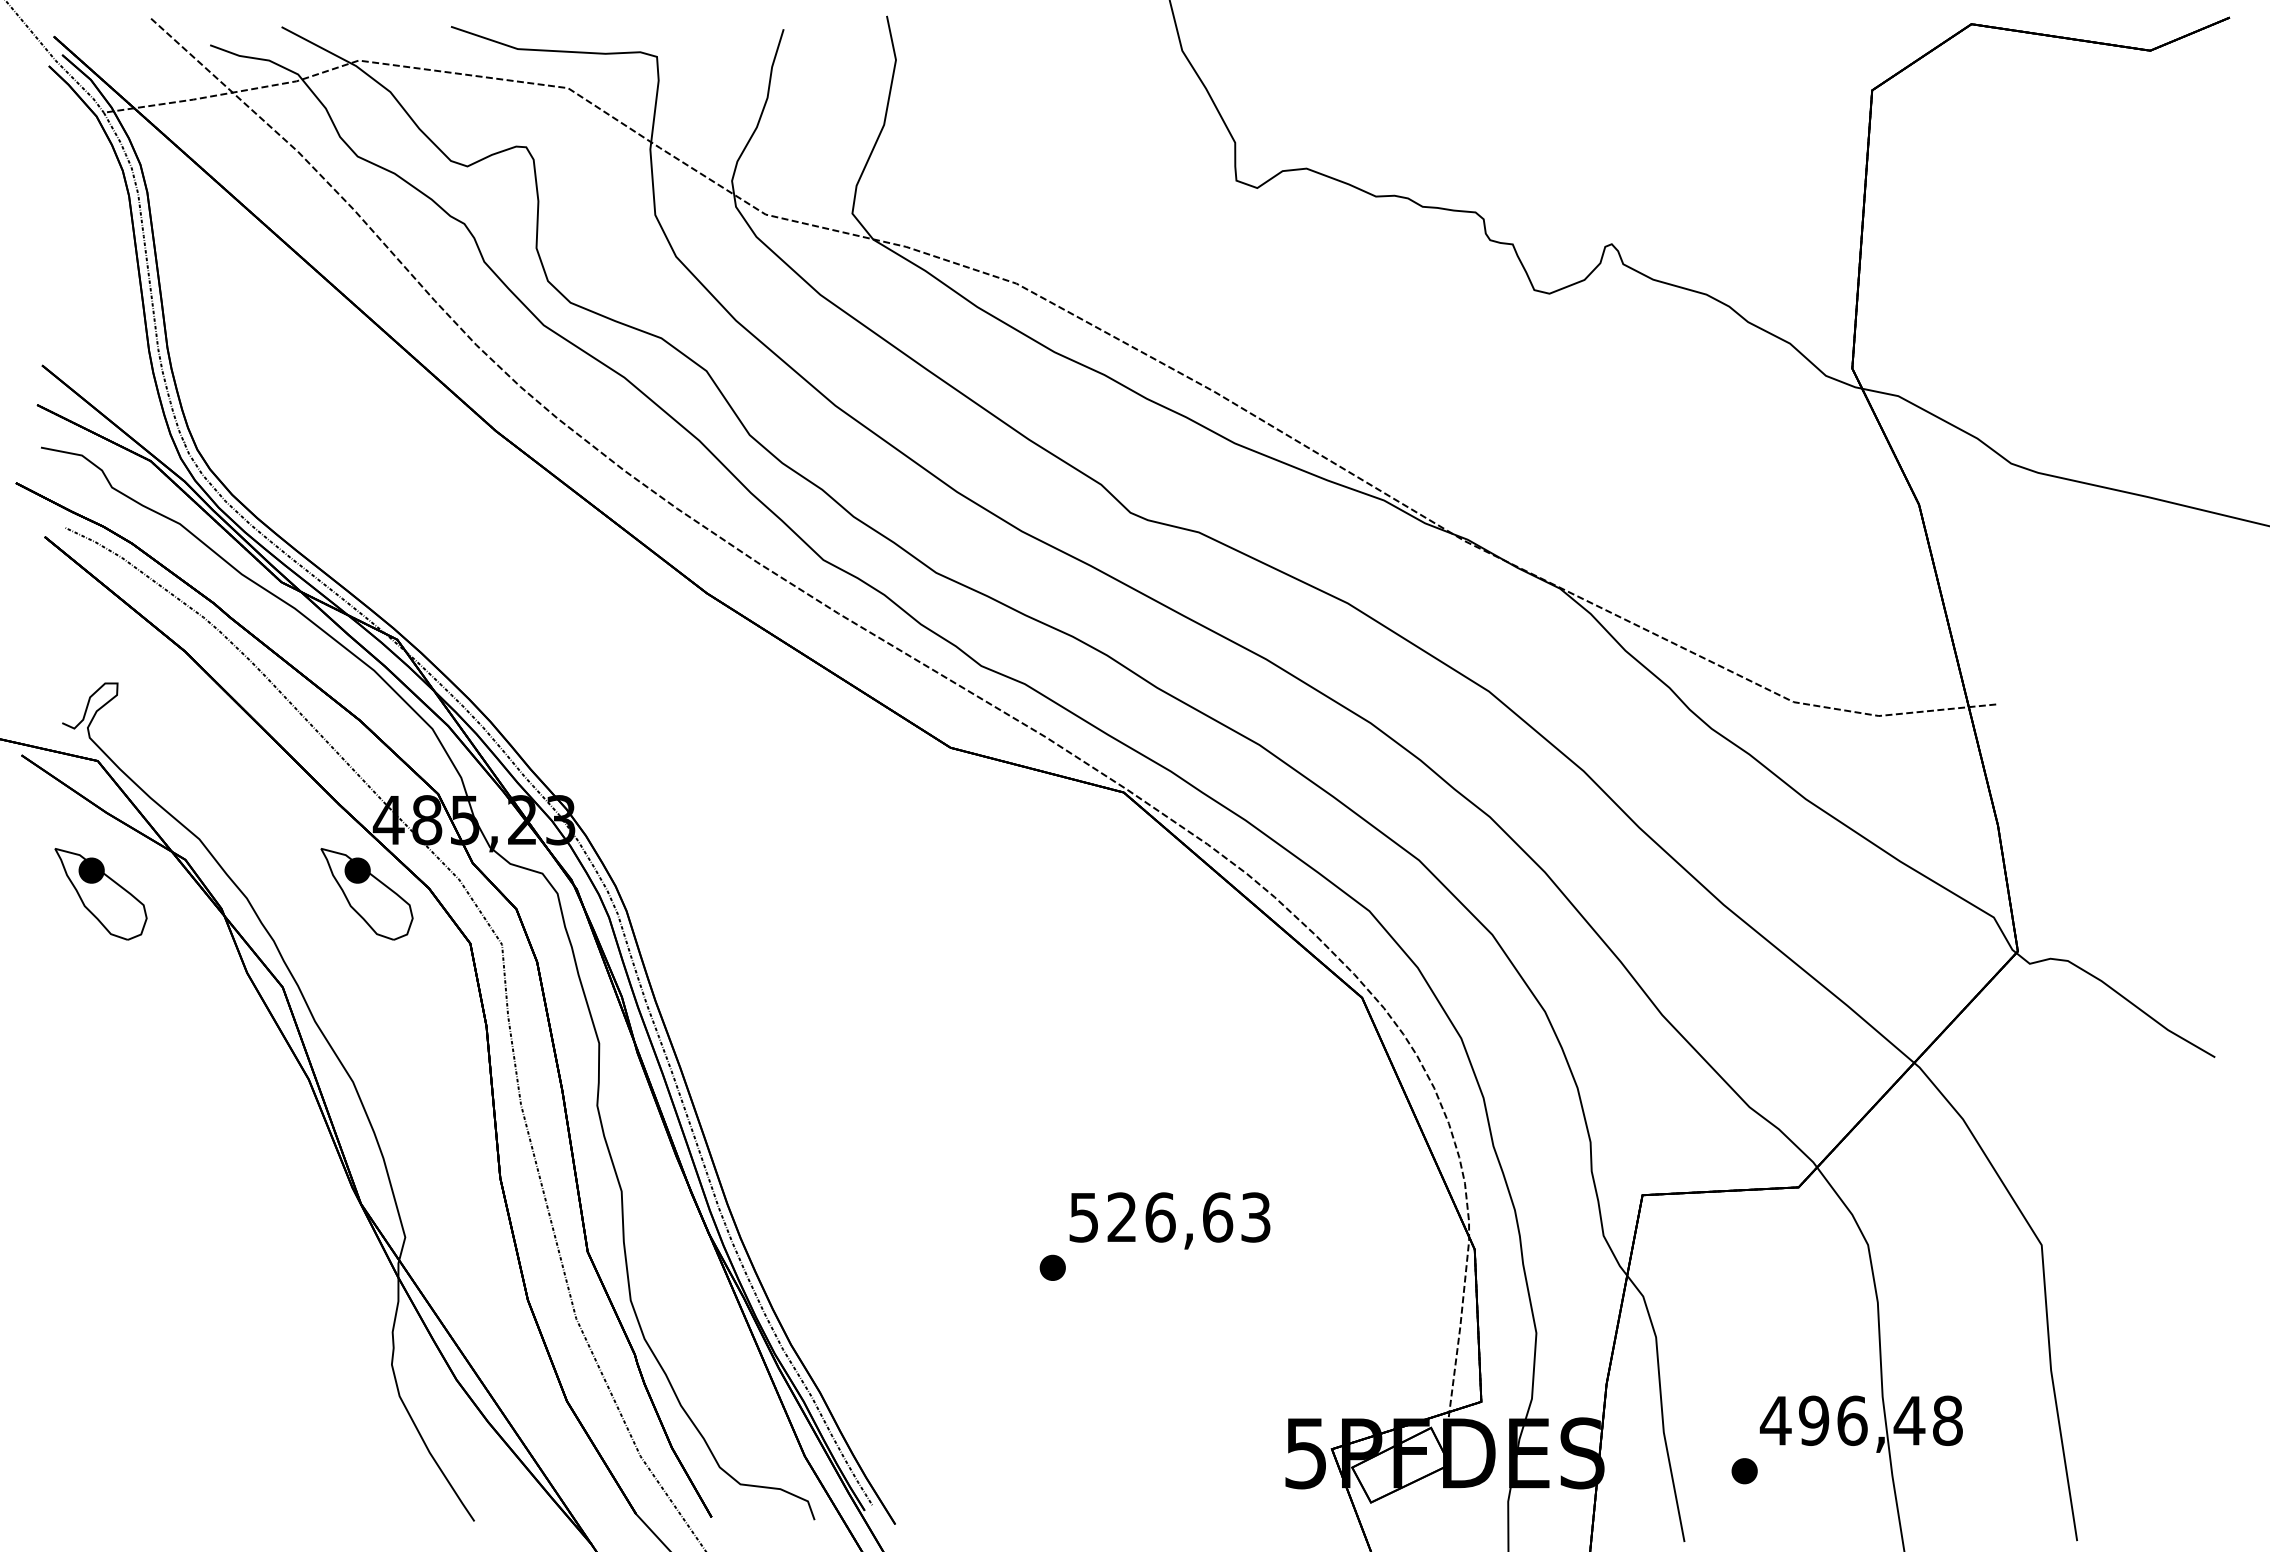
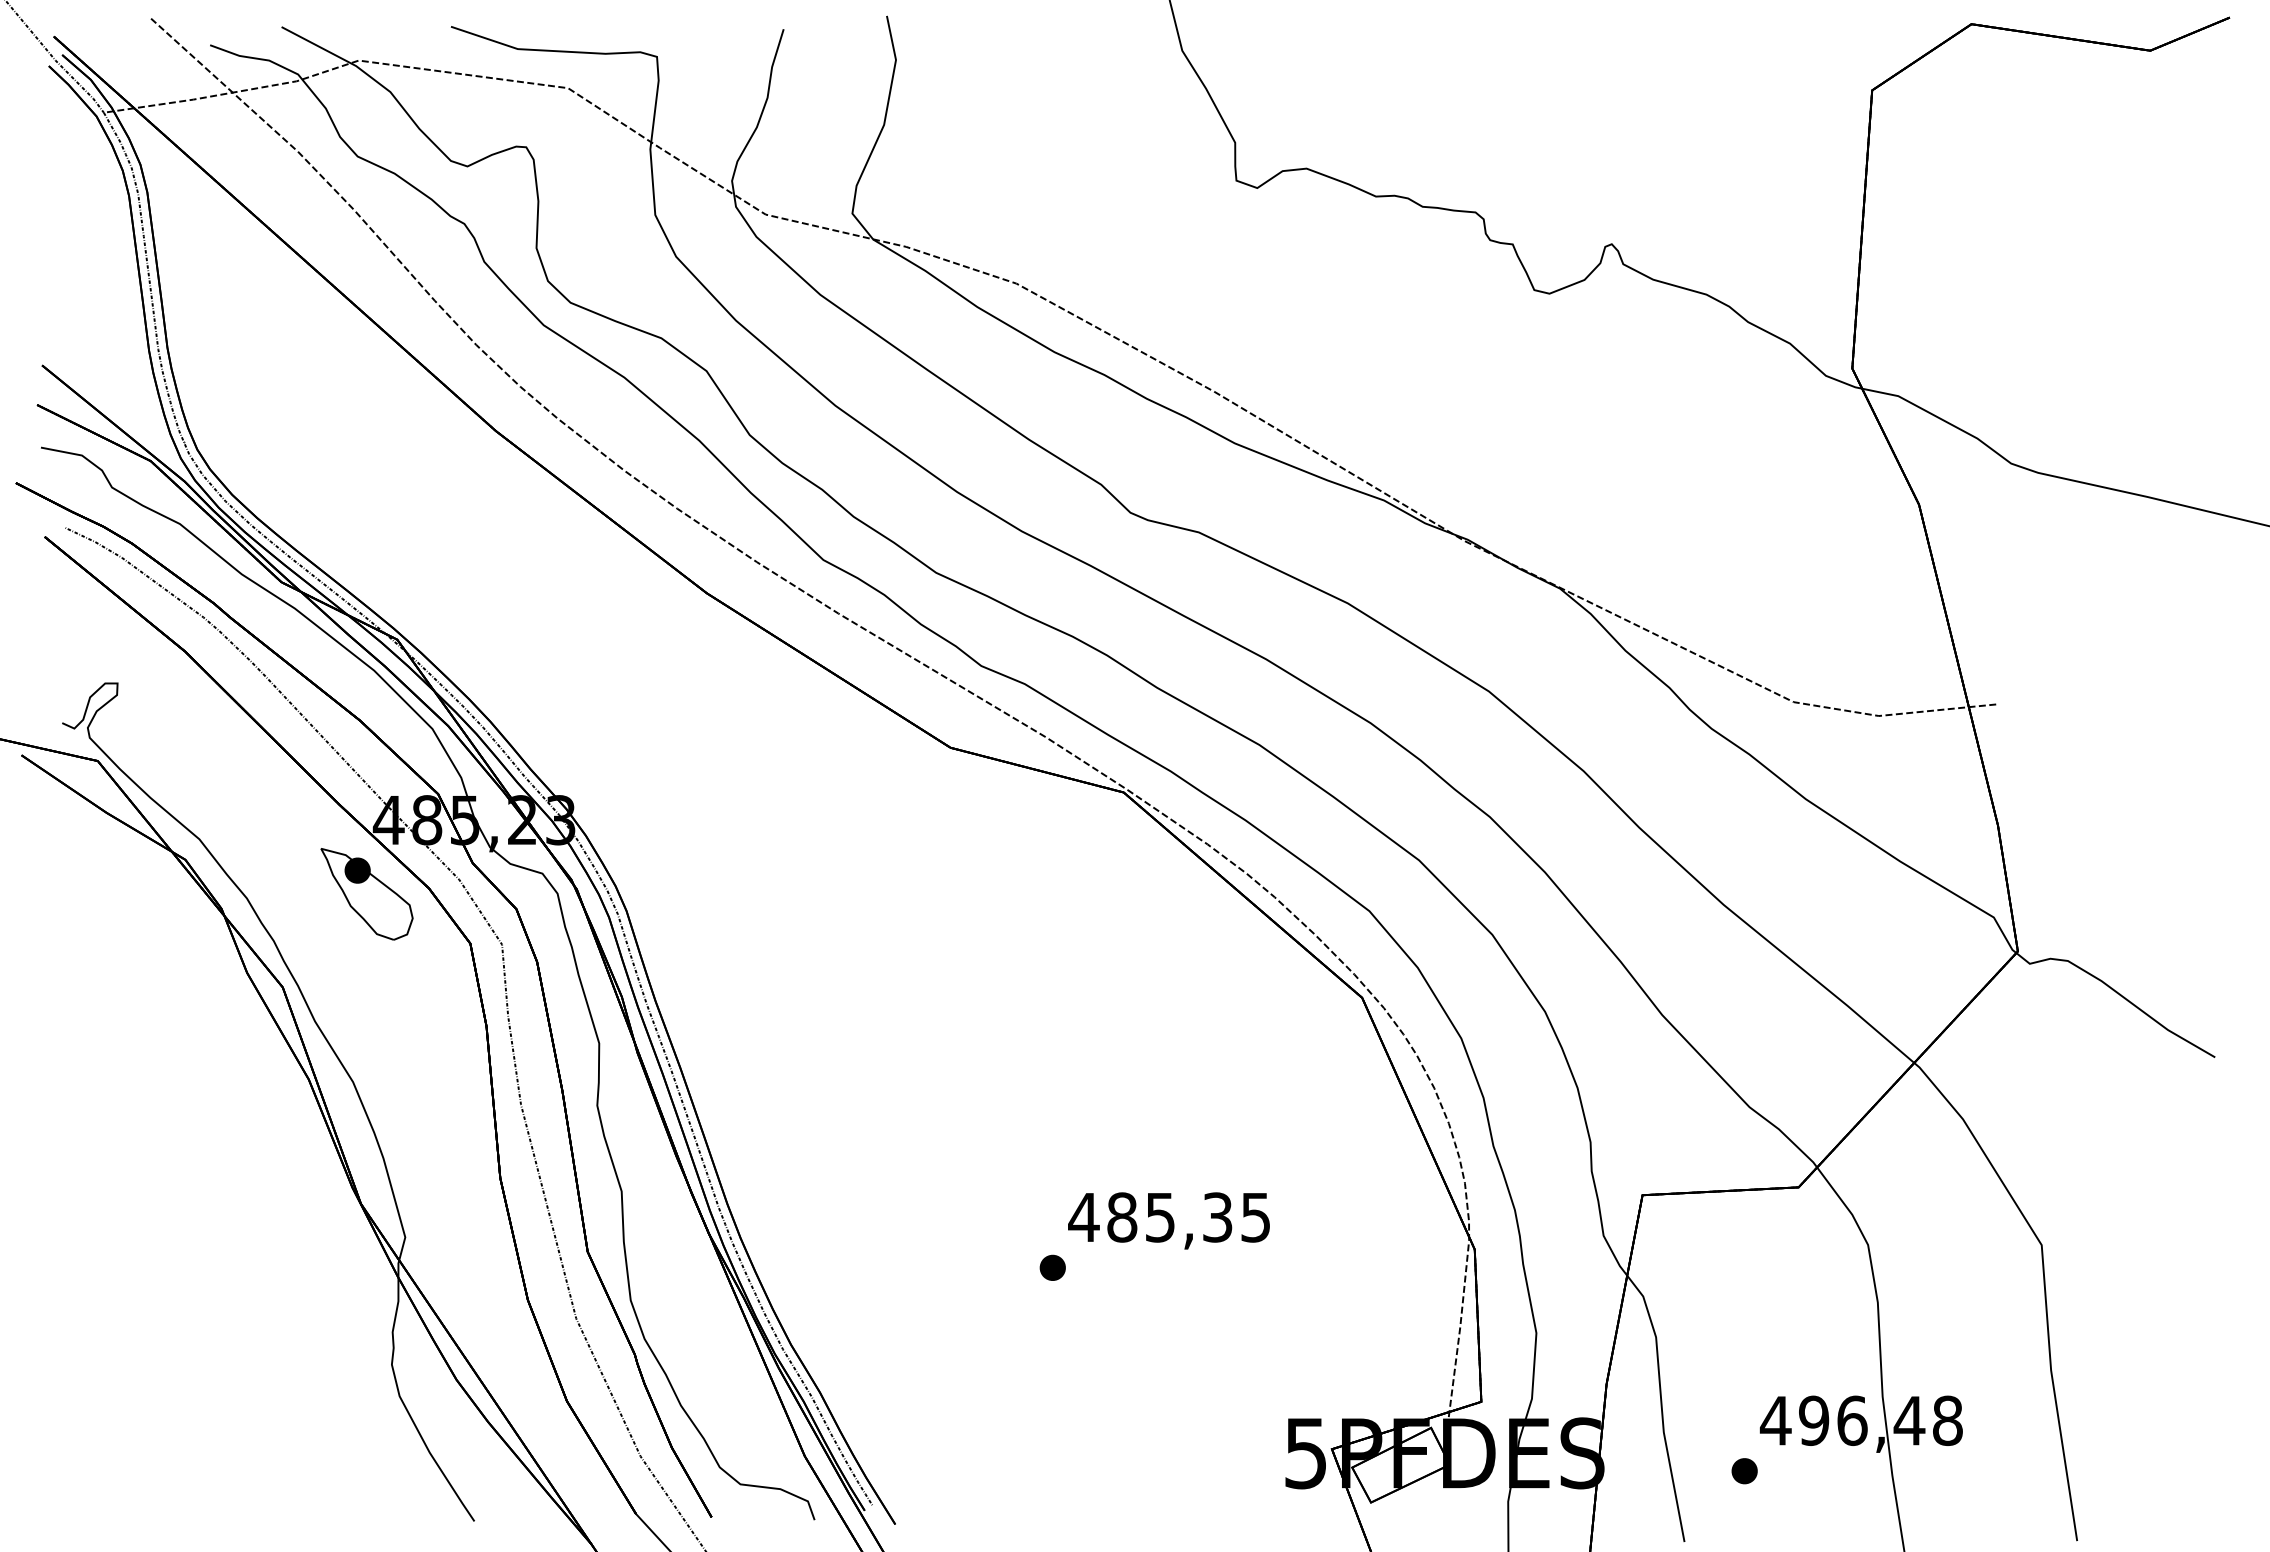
part: present -> none (100, 894)
text: 526,63 -> 485,35 (1169, 1217)
